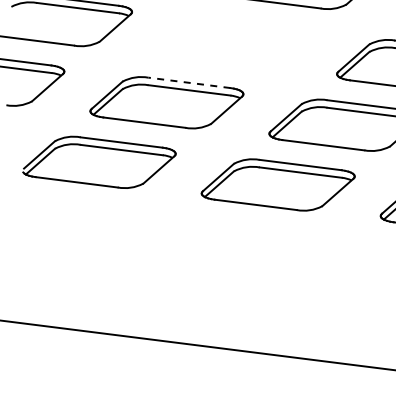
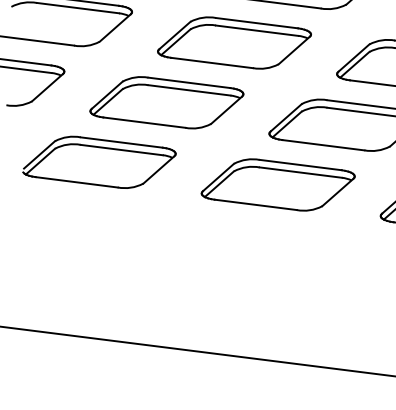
part: none -> present (234, 42)
line: dashed -> solid (188, 82)
line position: (197, 344) -> (197, 351) (197, 351)
